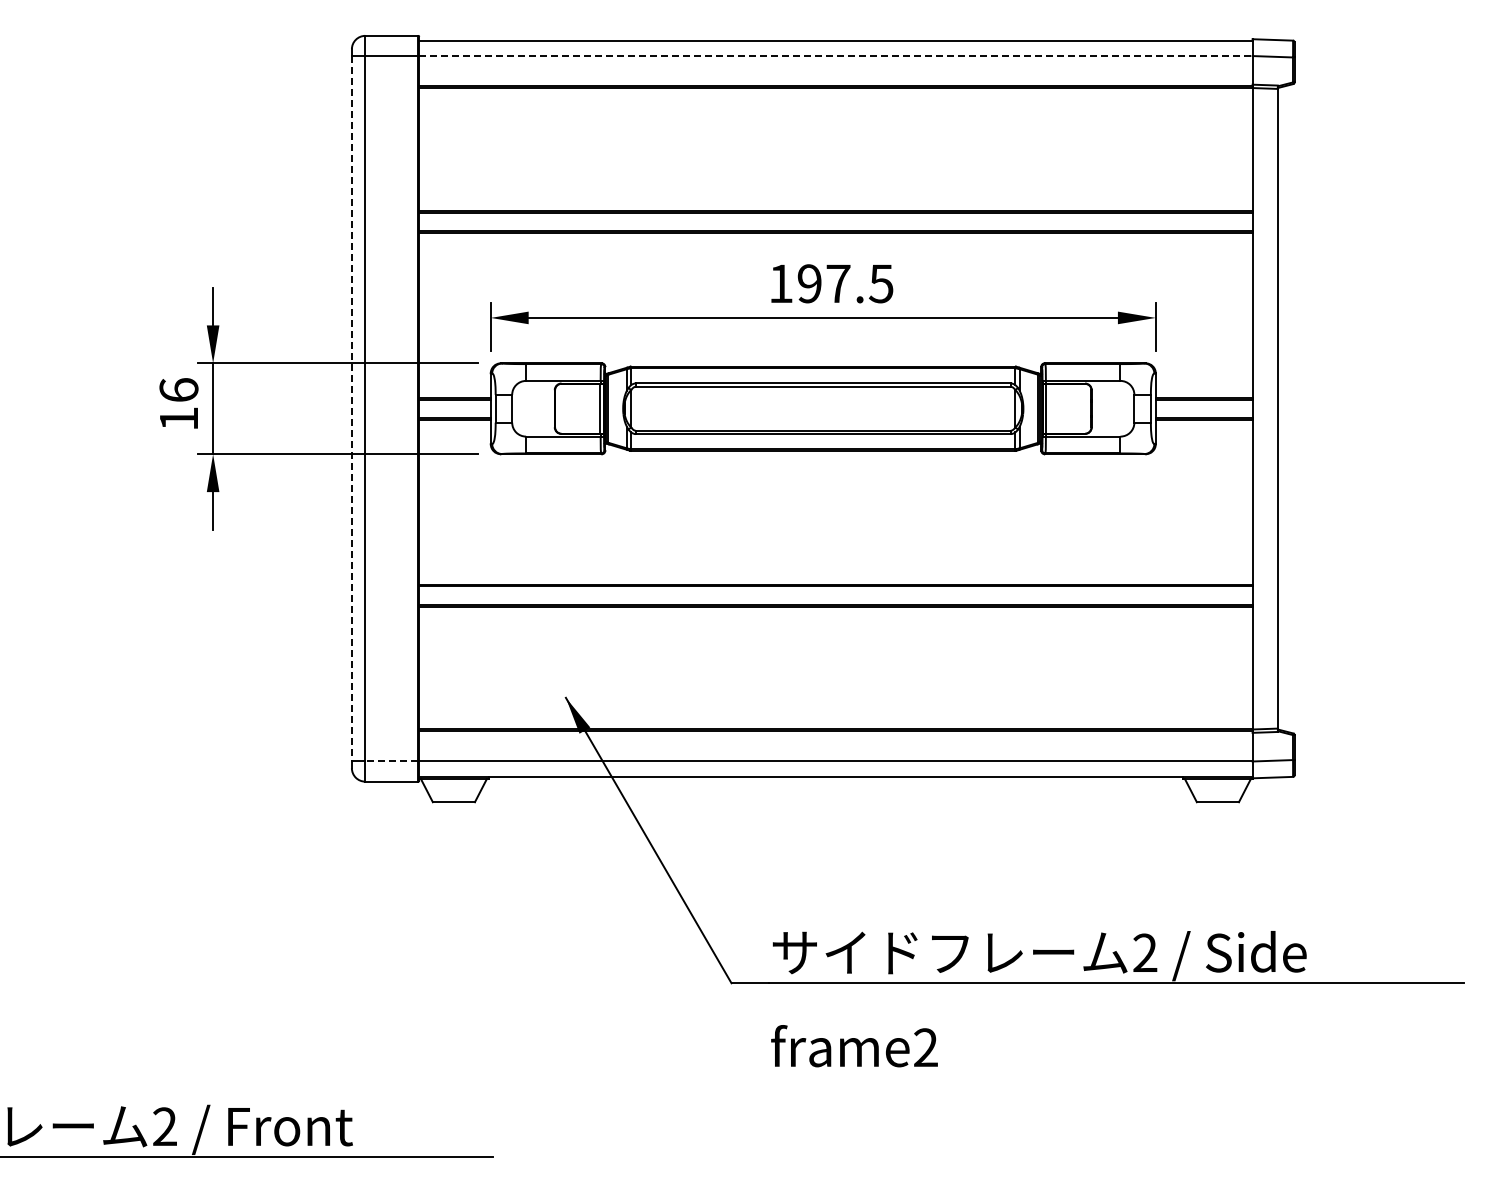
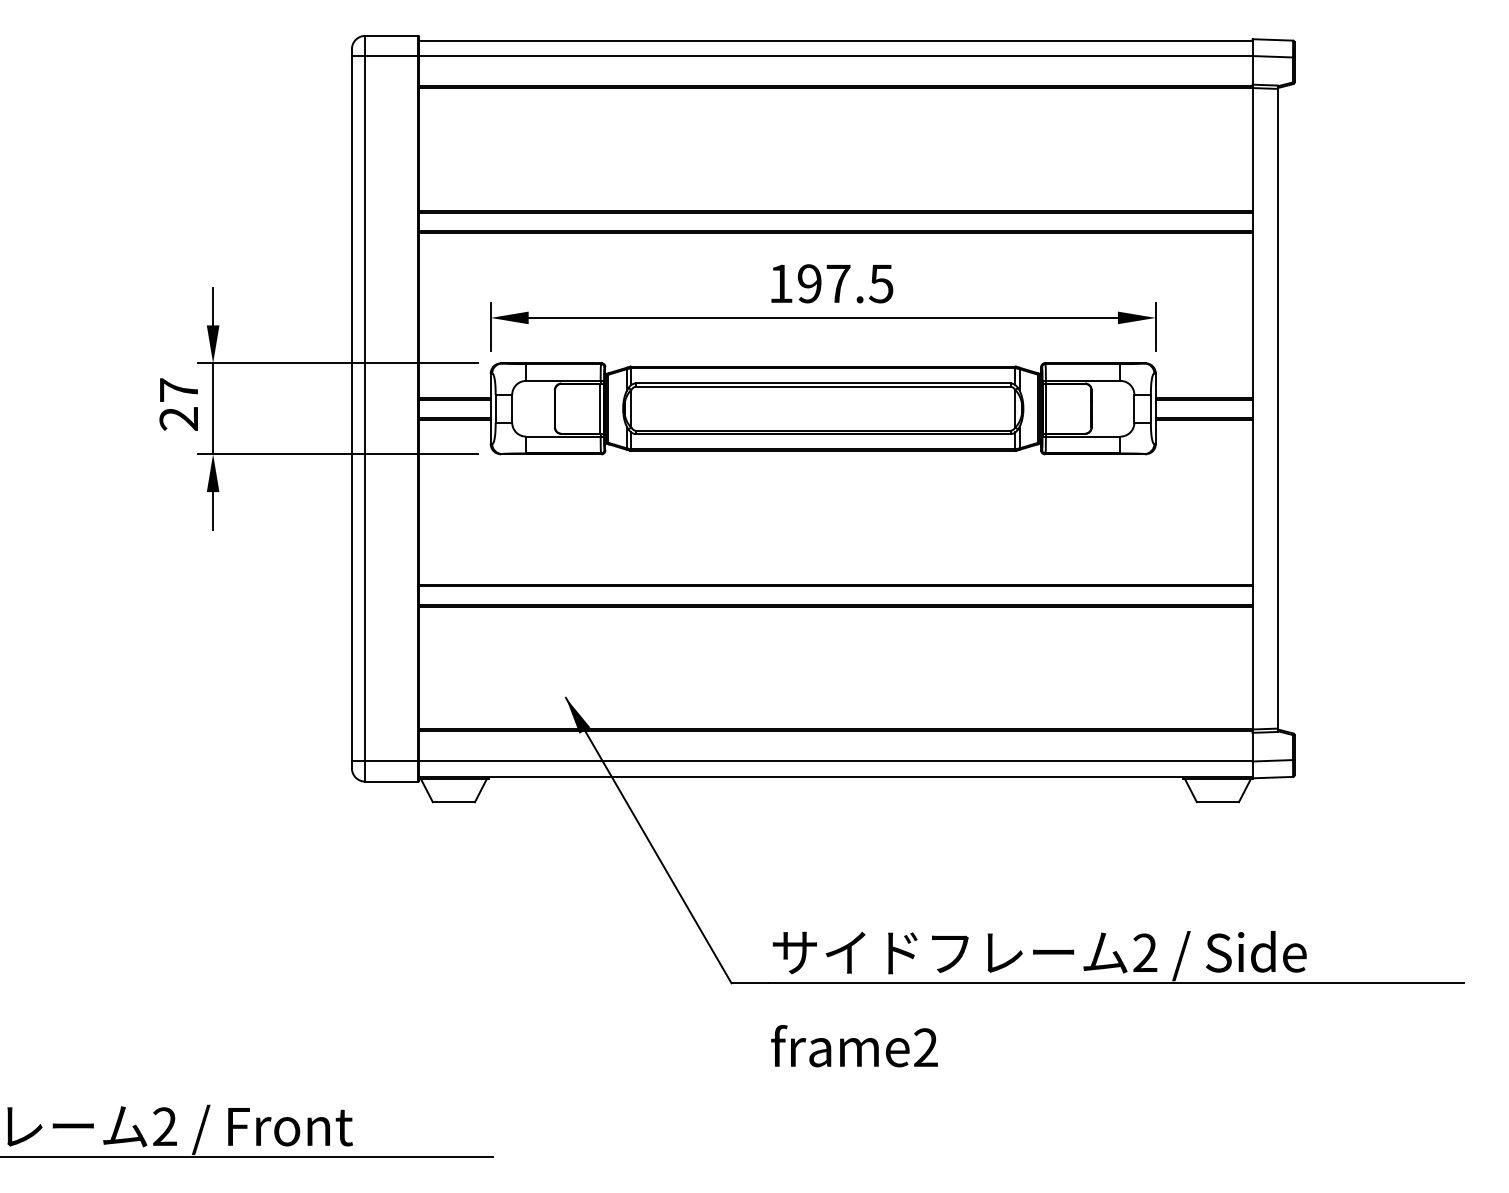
line: dashed -> solid (835, 56)
text: 16 -> 27 (178, 404)
line: dashed -> solid (351, 408)
line: dashed -> solid (391, 761)
